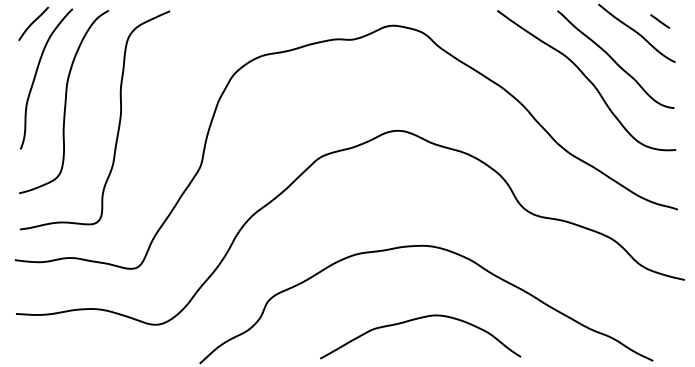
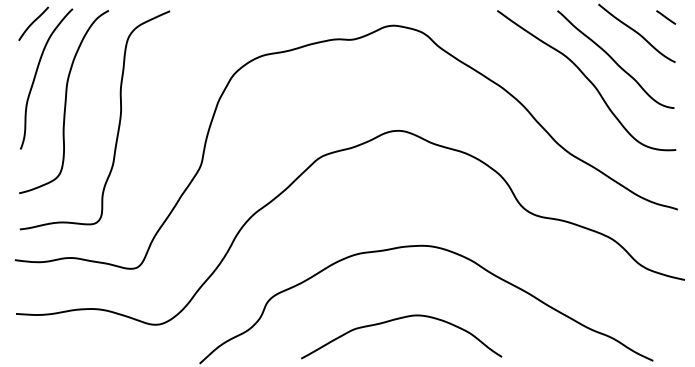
line position: (660, 21) -> (666, 17) (666, 17)
curve position: (414, 320) -> (395, 320) (395, 320)
